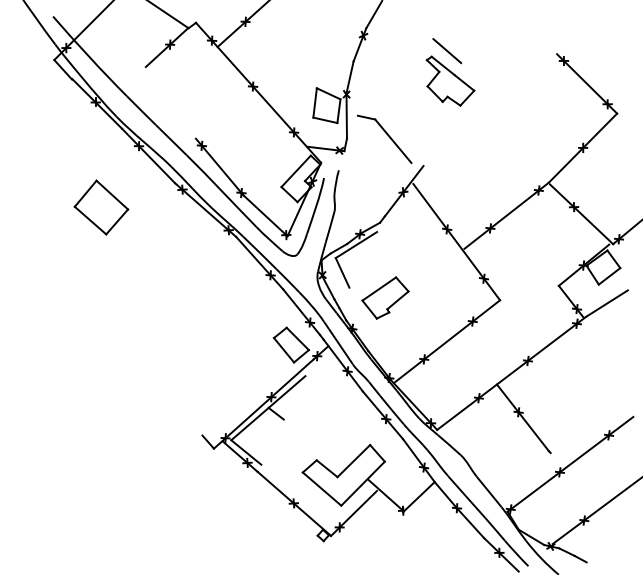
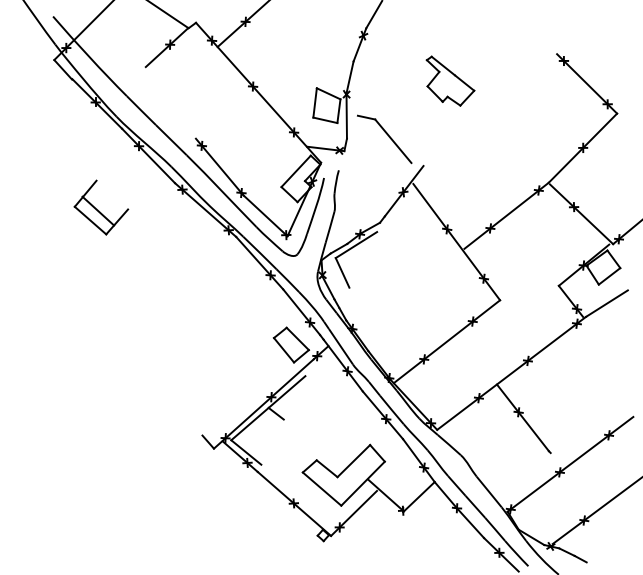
line: present -> none (447, 51)
line position: (112, 194) -> (98, 210) (98, 210)
part: present -> none (385, 297)
